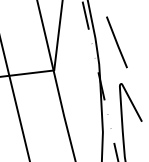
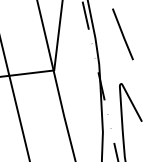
line position: (116, 42) -> (122, 34) (122, 34)
